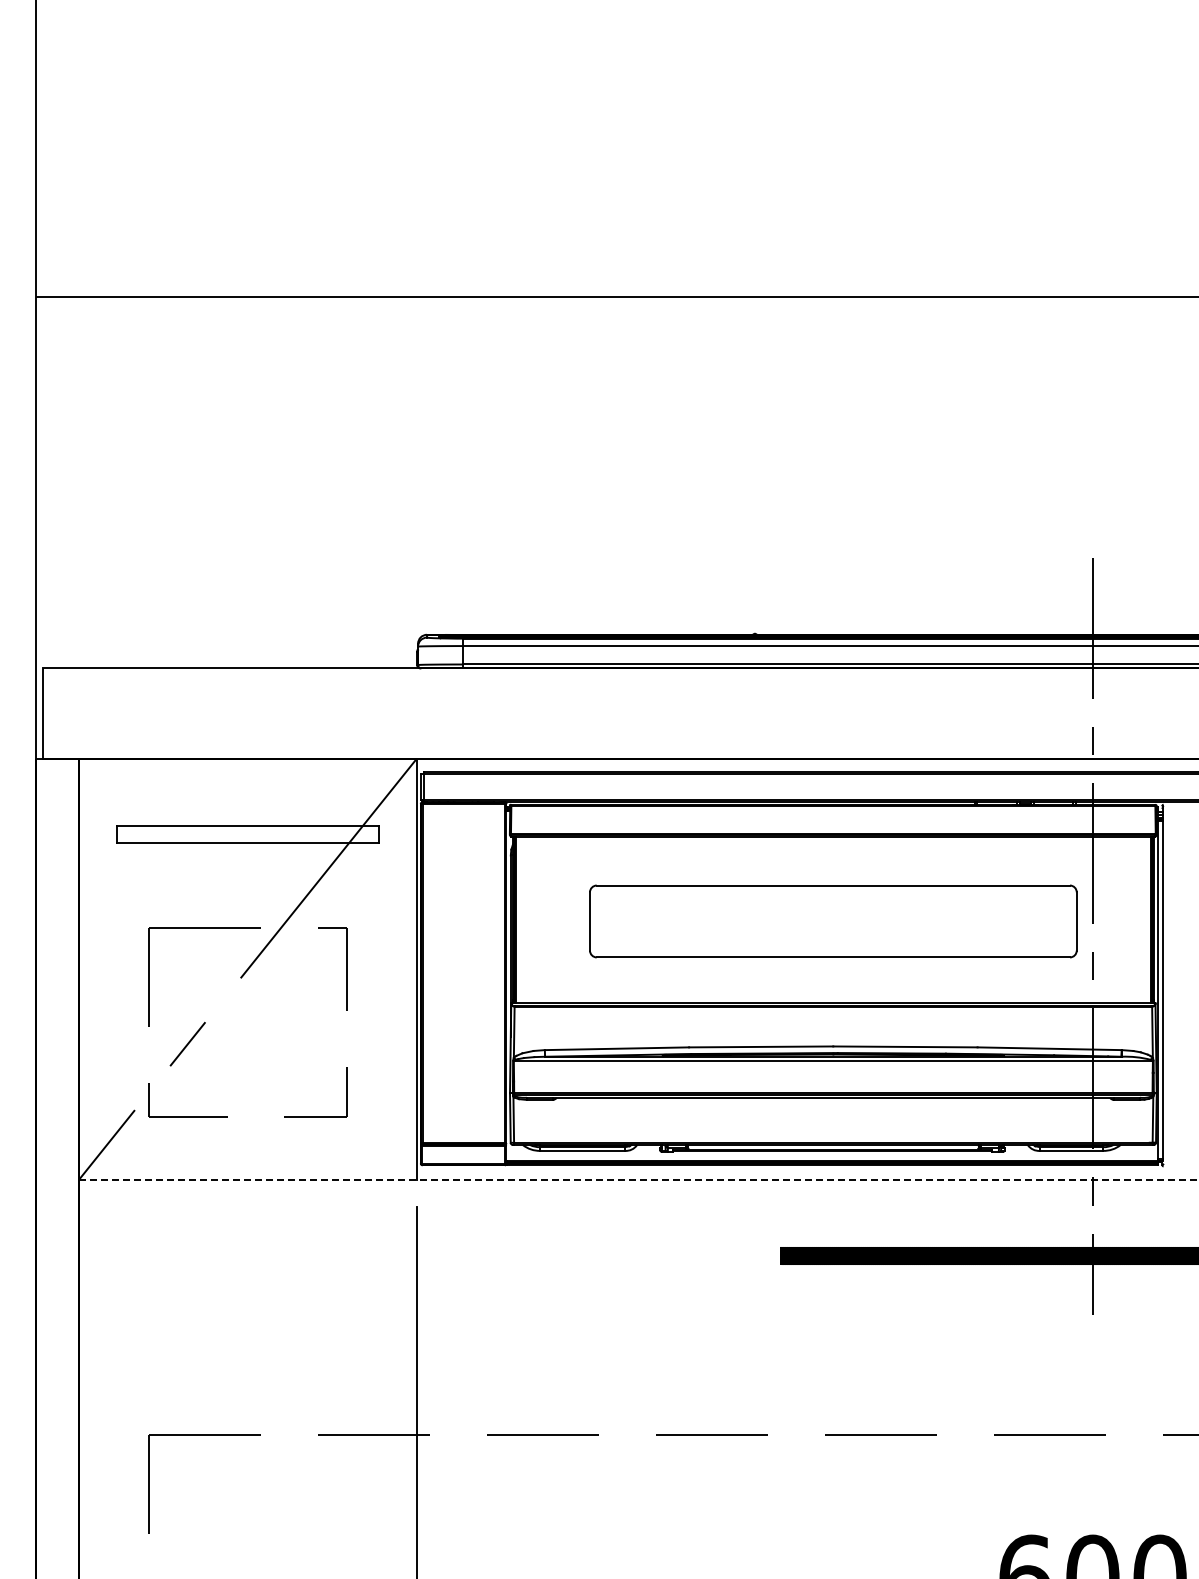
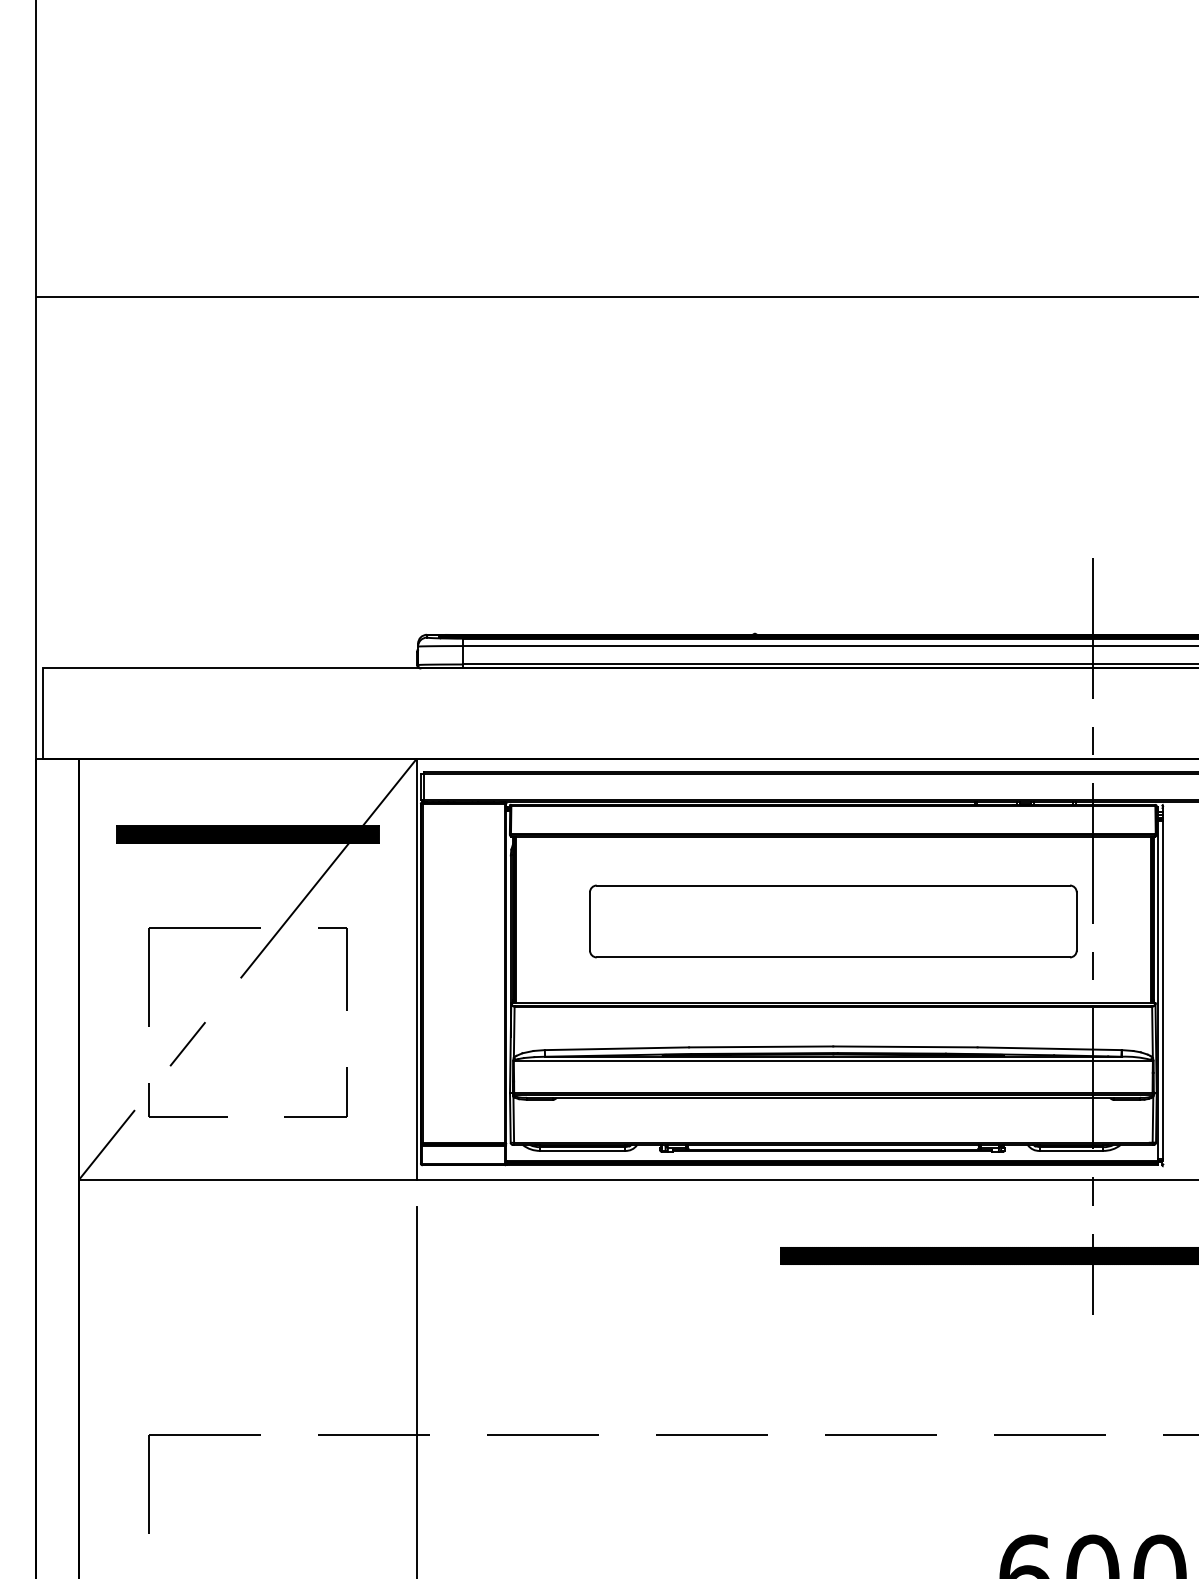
hatch: none -> present (247, 834)
line: dashed -> solid (638, 1179)
